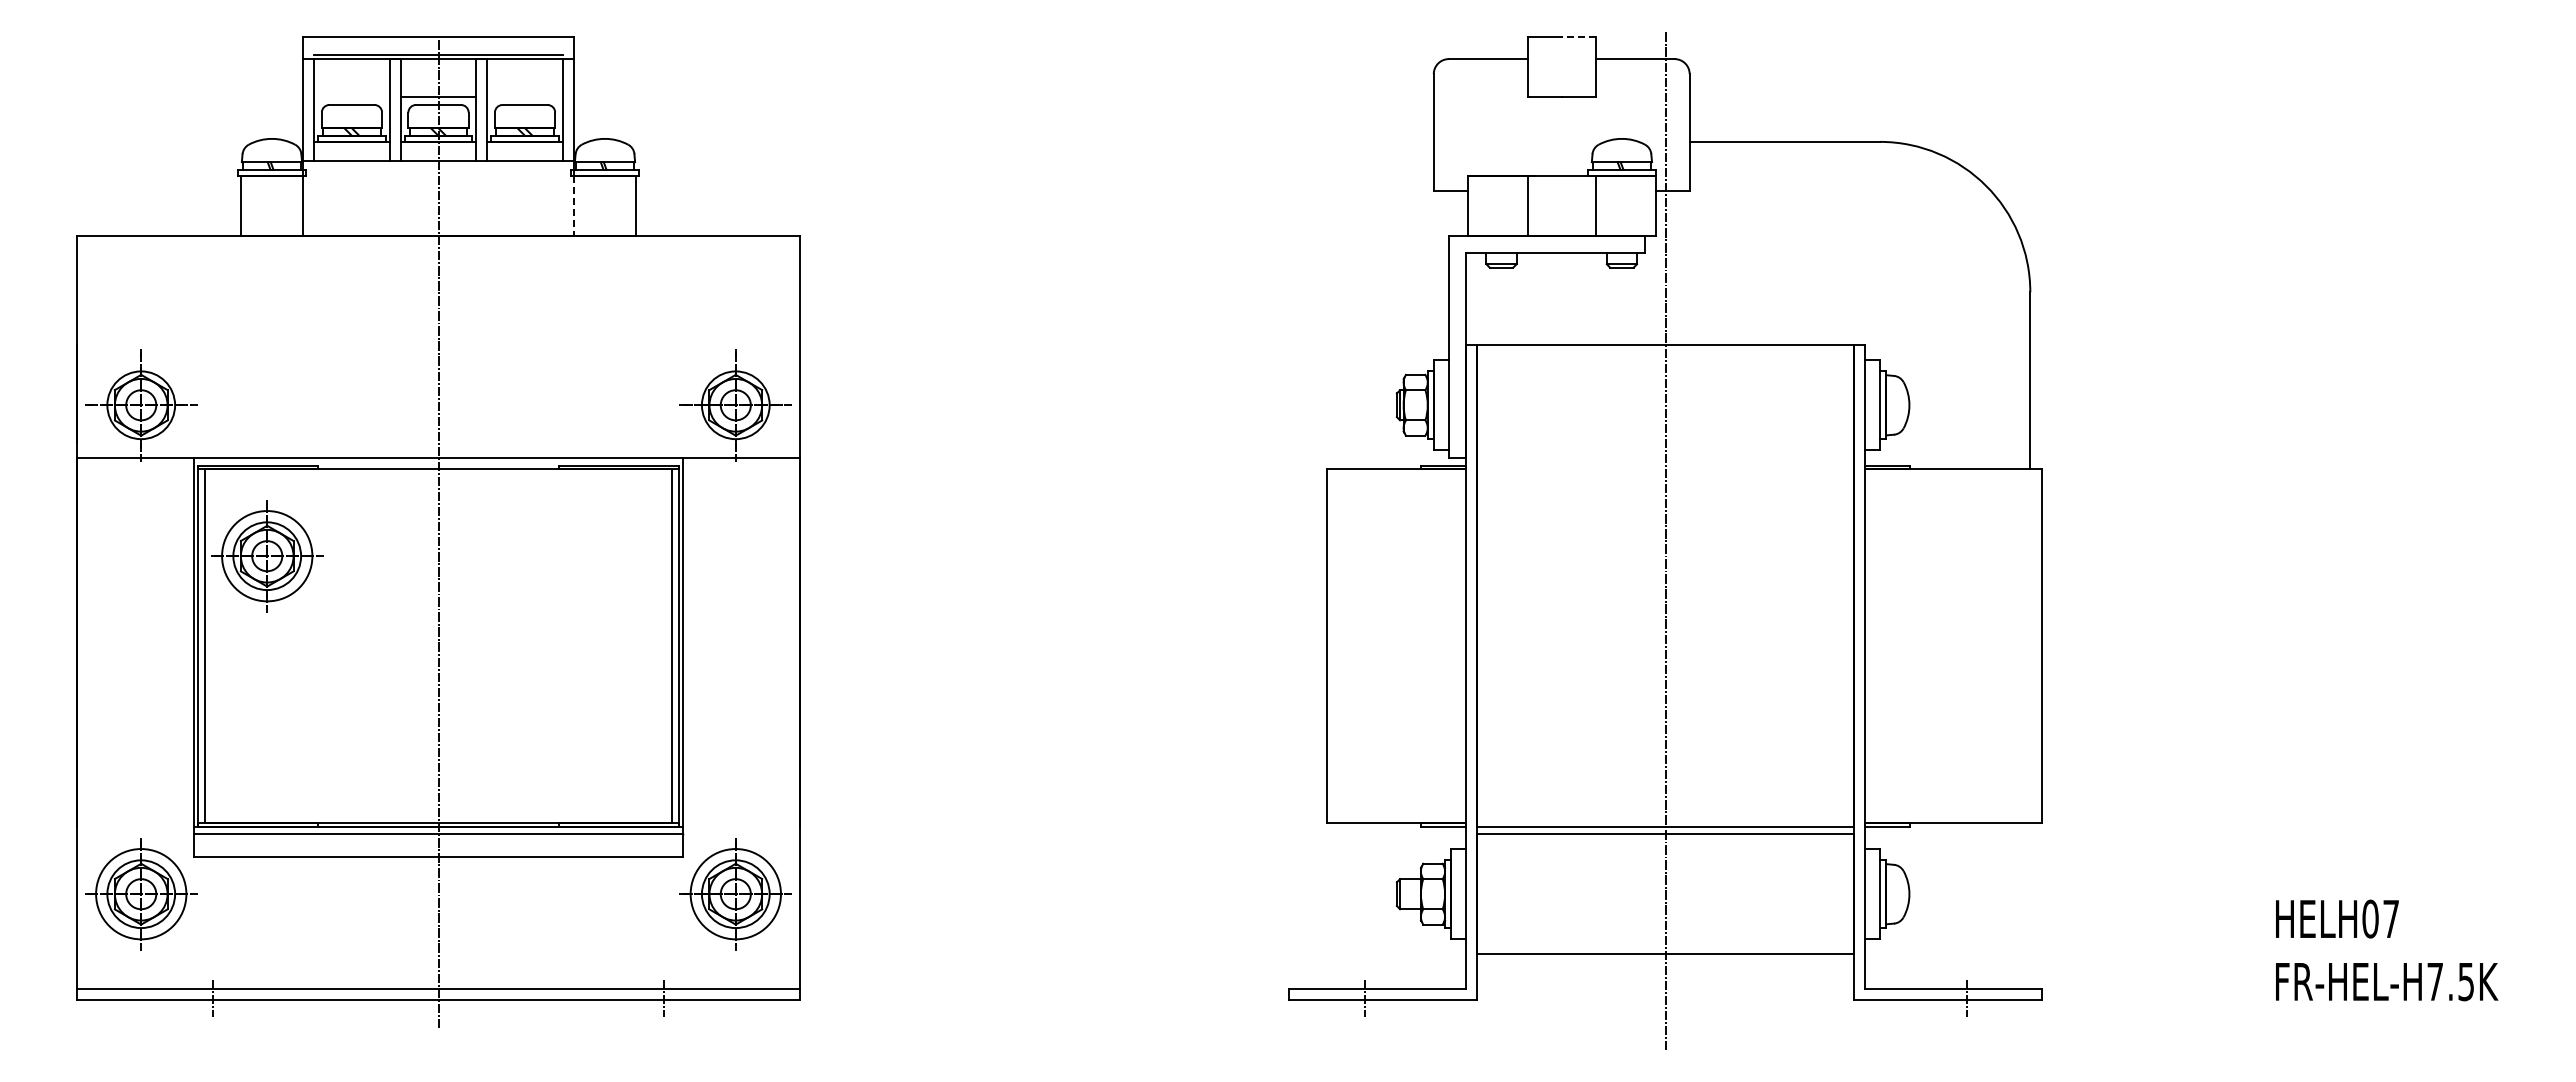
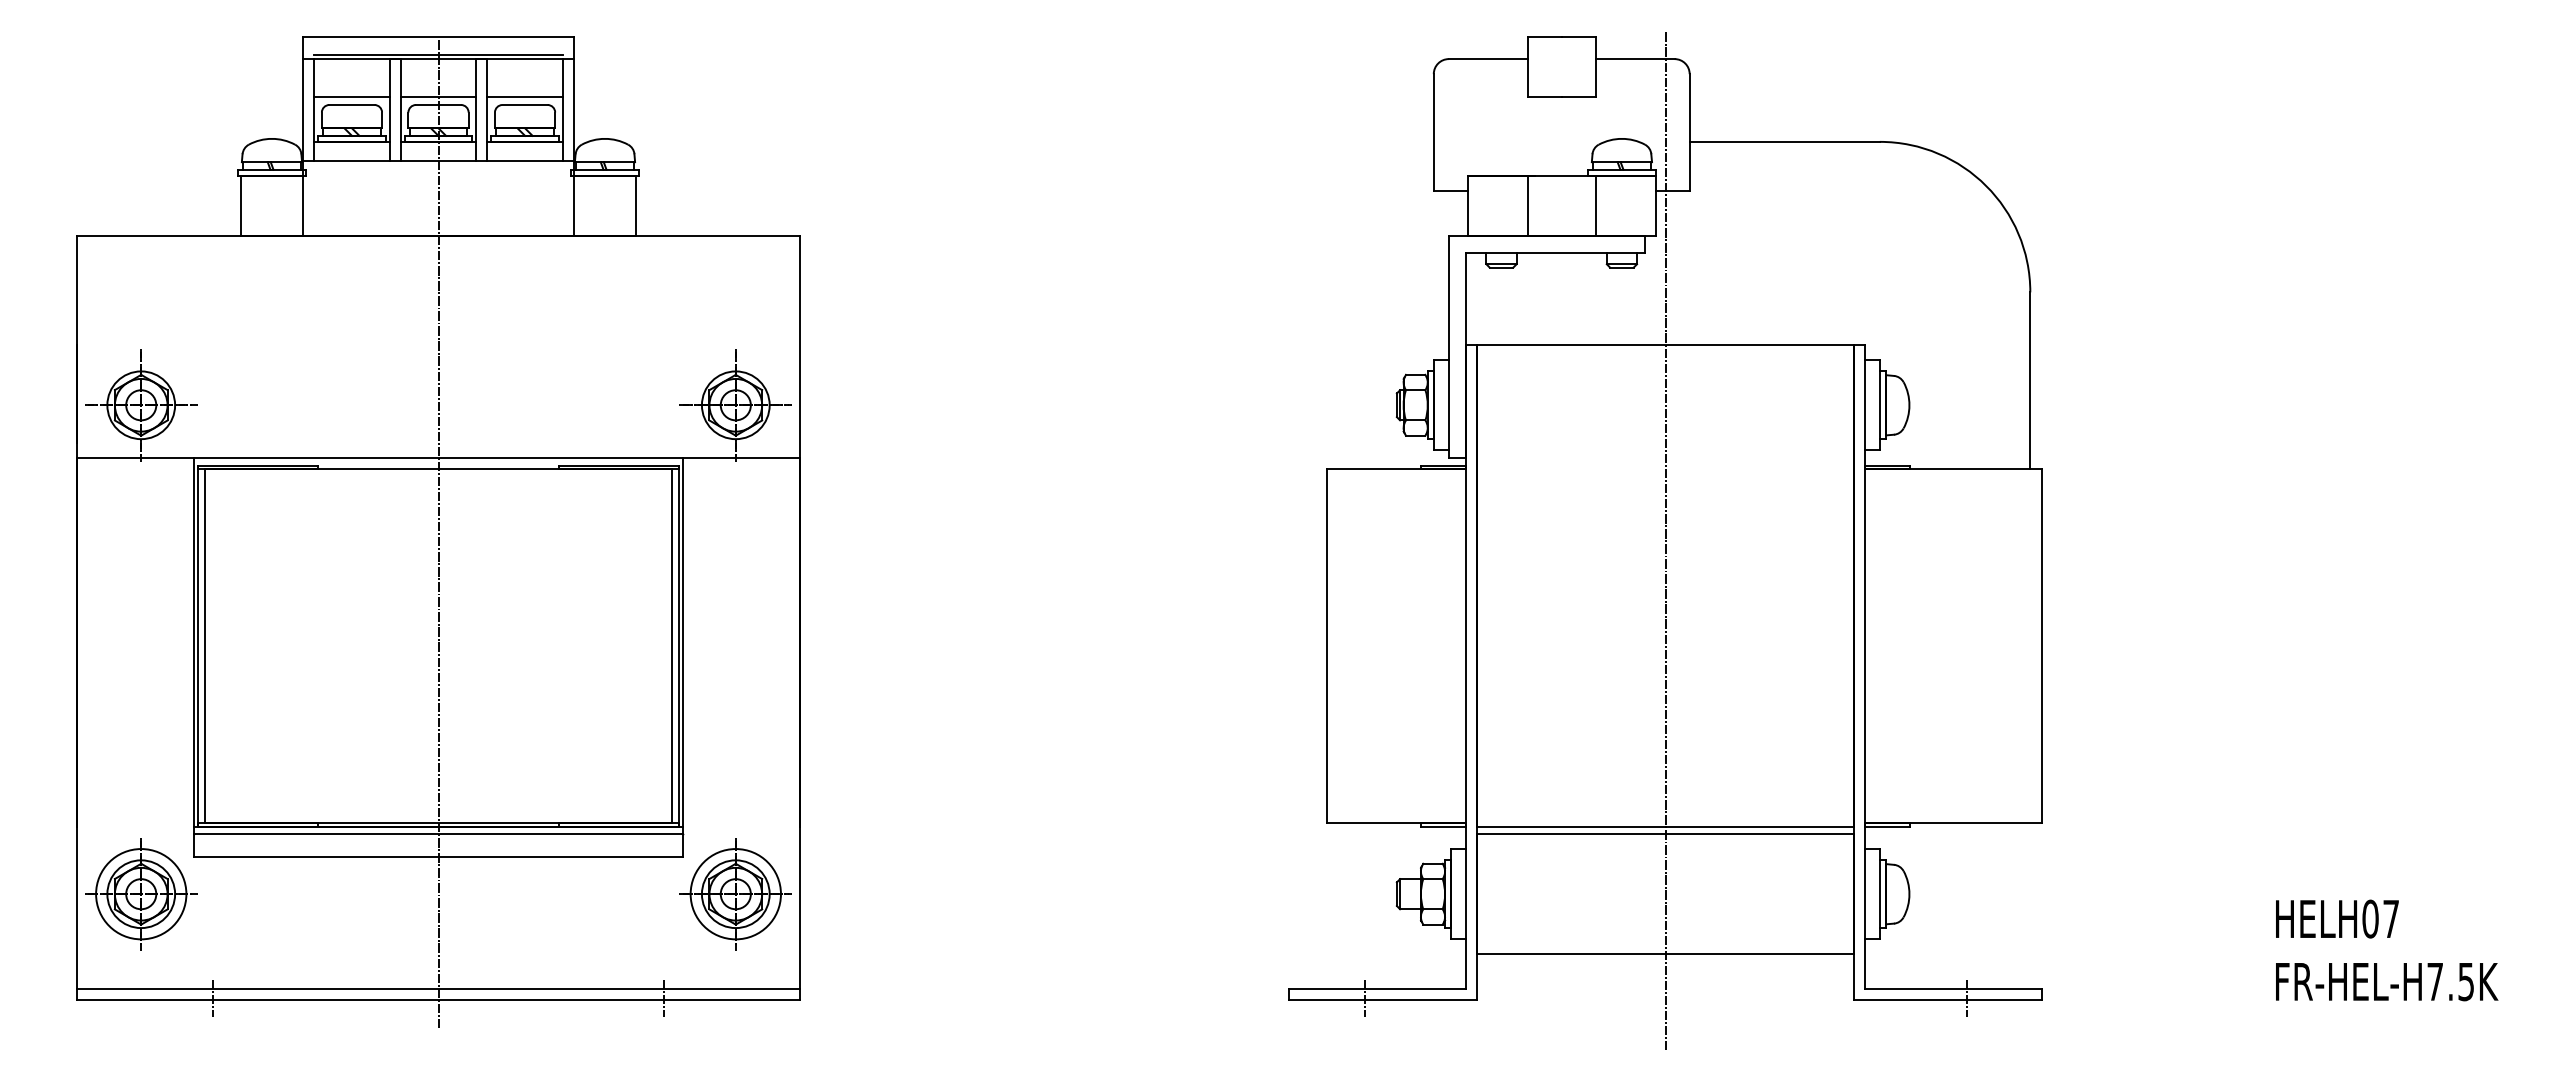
line: dashed -> solid (1578, 36)
line: none -> present (351, 96)
line: none -> present (524, 96)
line: dashed -> solid (574, 206)
part: present -> none (267, 556)
